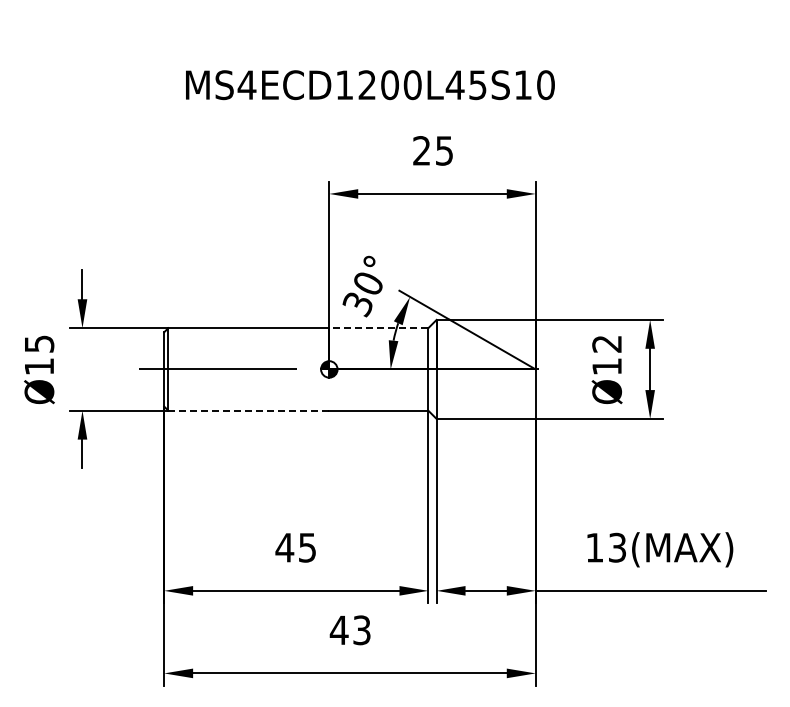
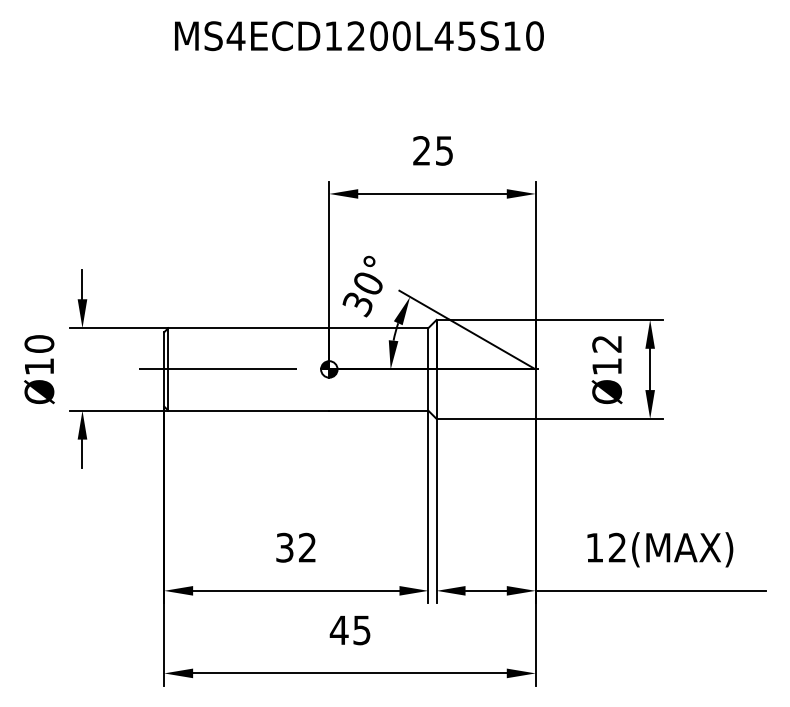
text position: (370, 85) -> (359, 36) (359, 36)
line: dashed -> solid (378, 328)
text: Ø15 -> Ø10 (39, 343)
line: dashed -> solid (249, 410)
text: 45 -> 32 (295, 547)
text: 13(MAX) -> 12(MAX) (616, 547)
text: 43 -> 45 (362, 629)
